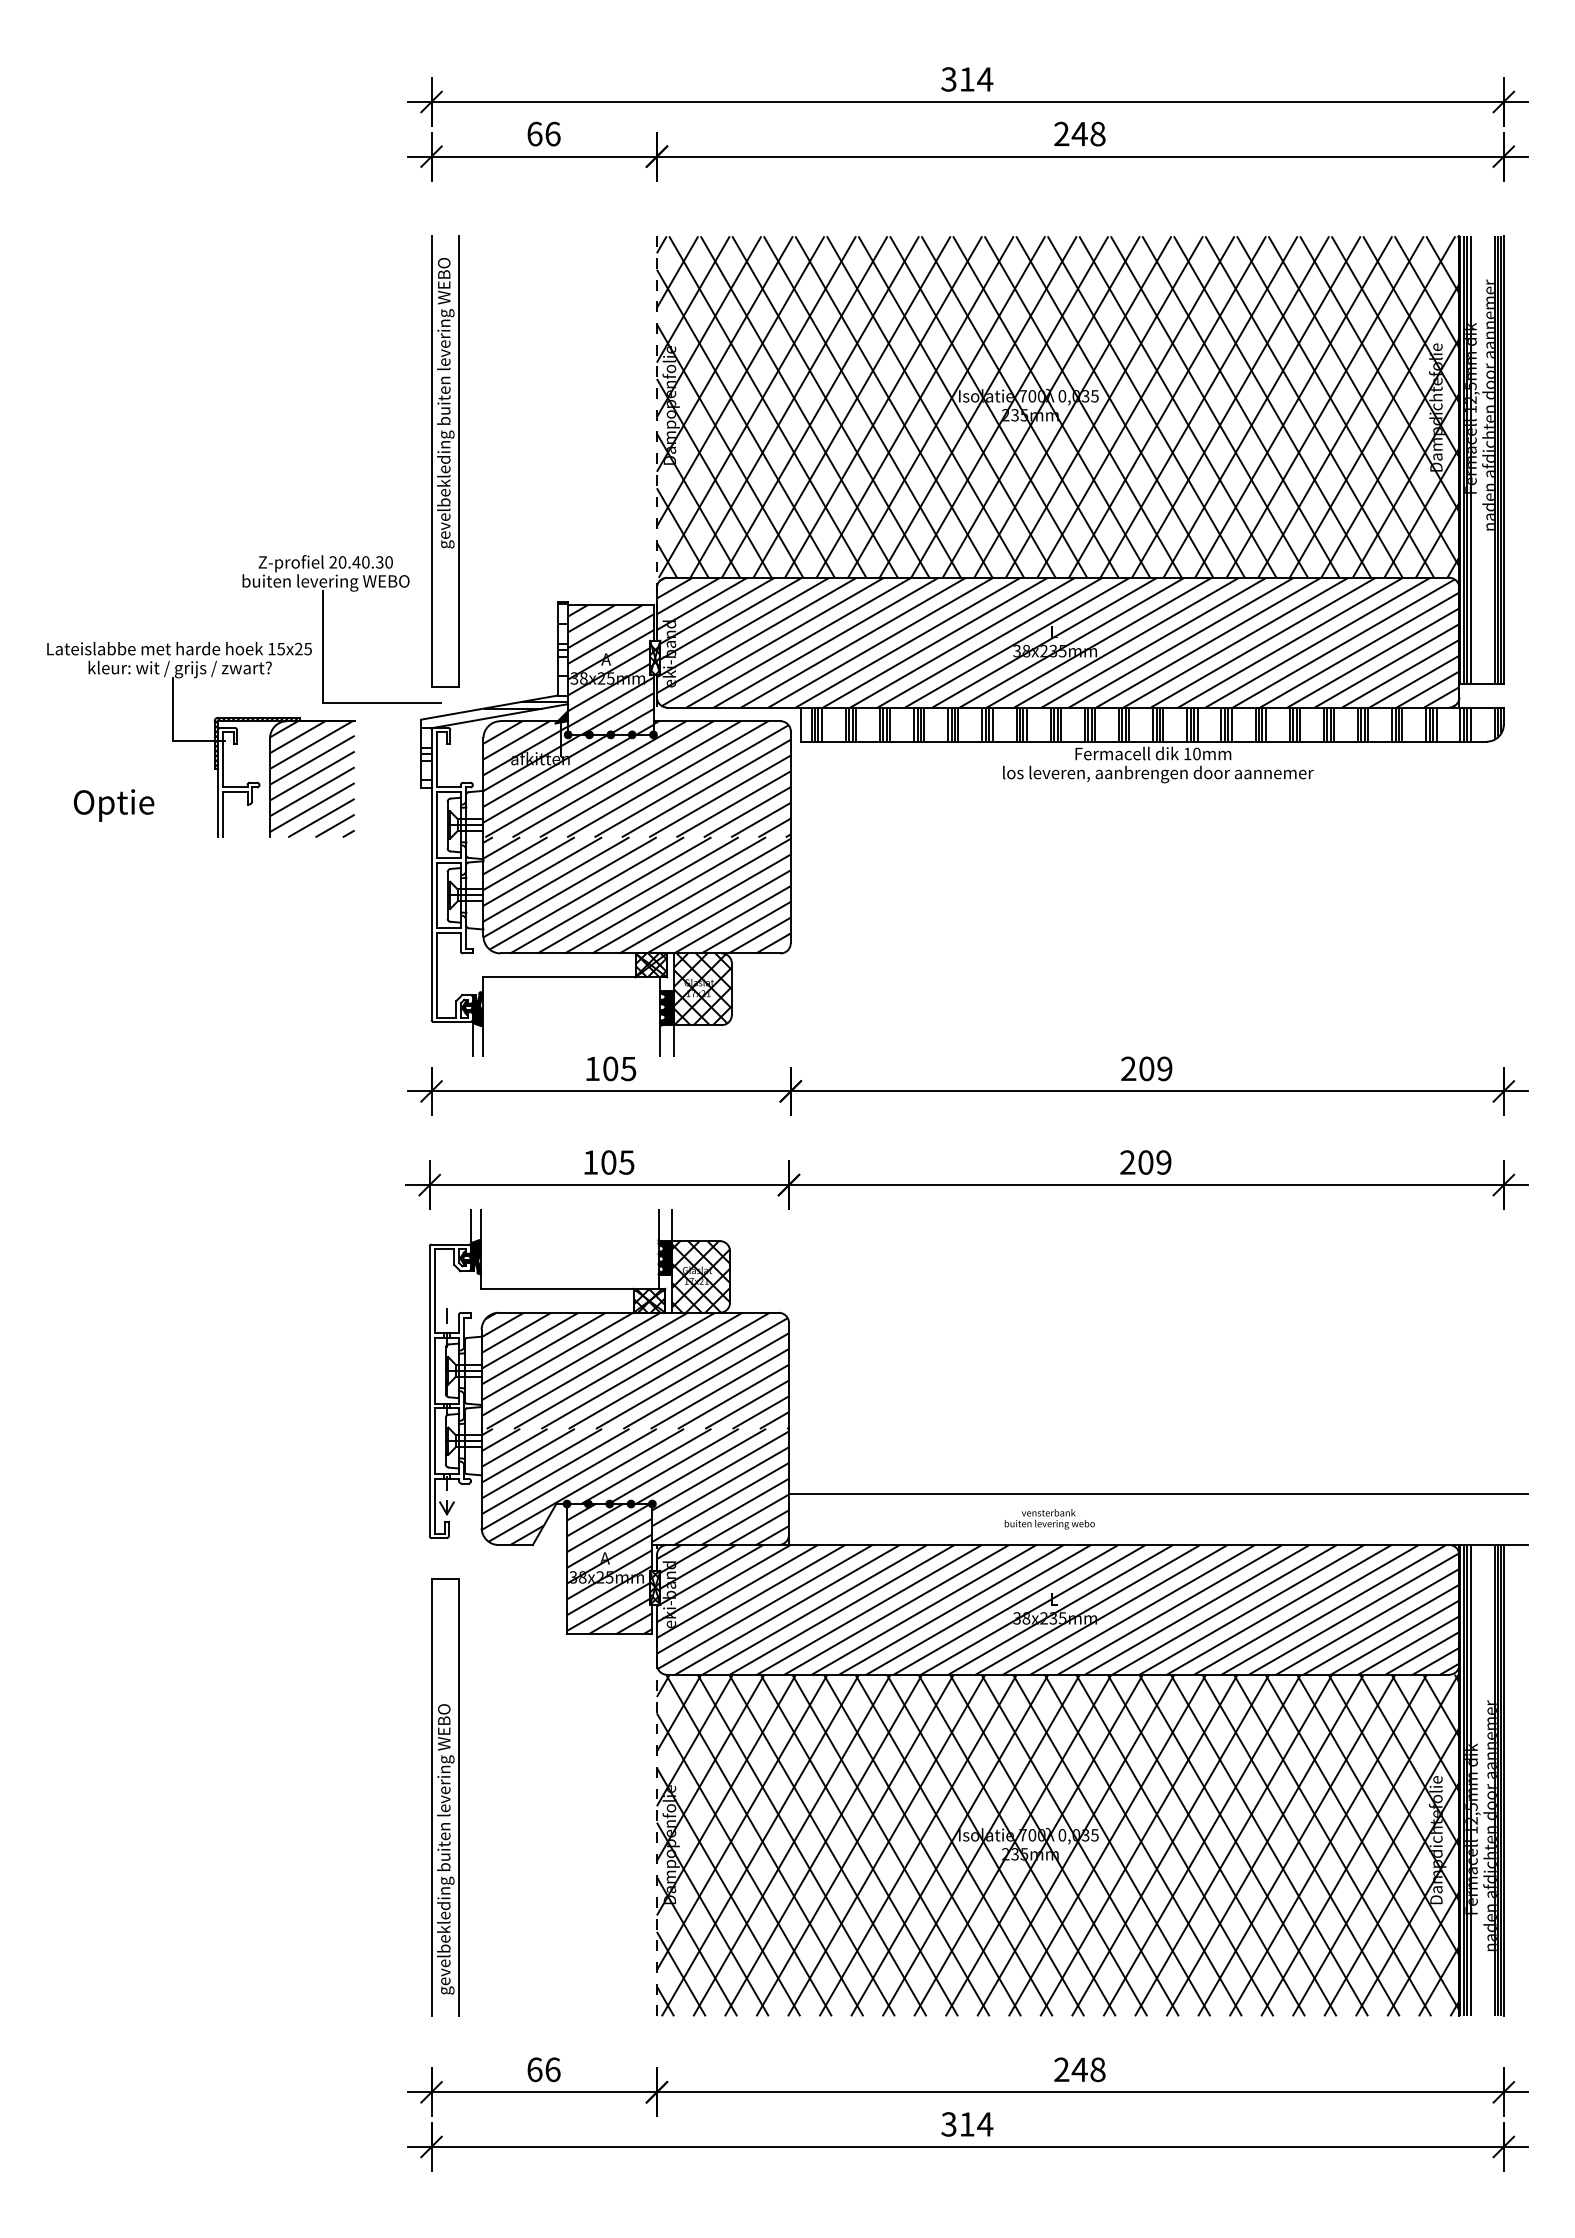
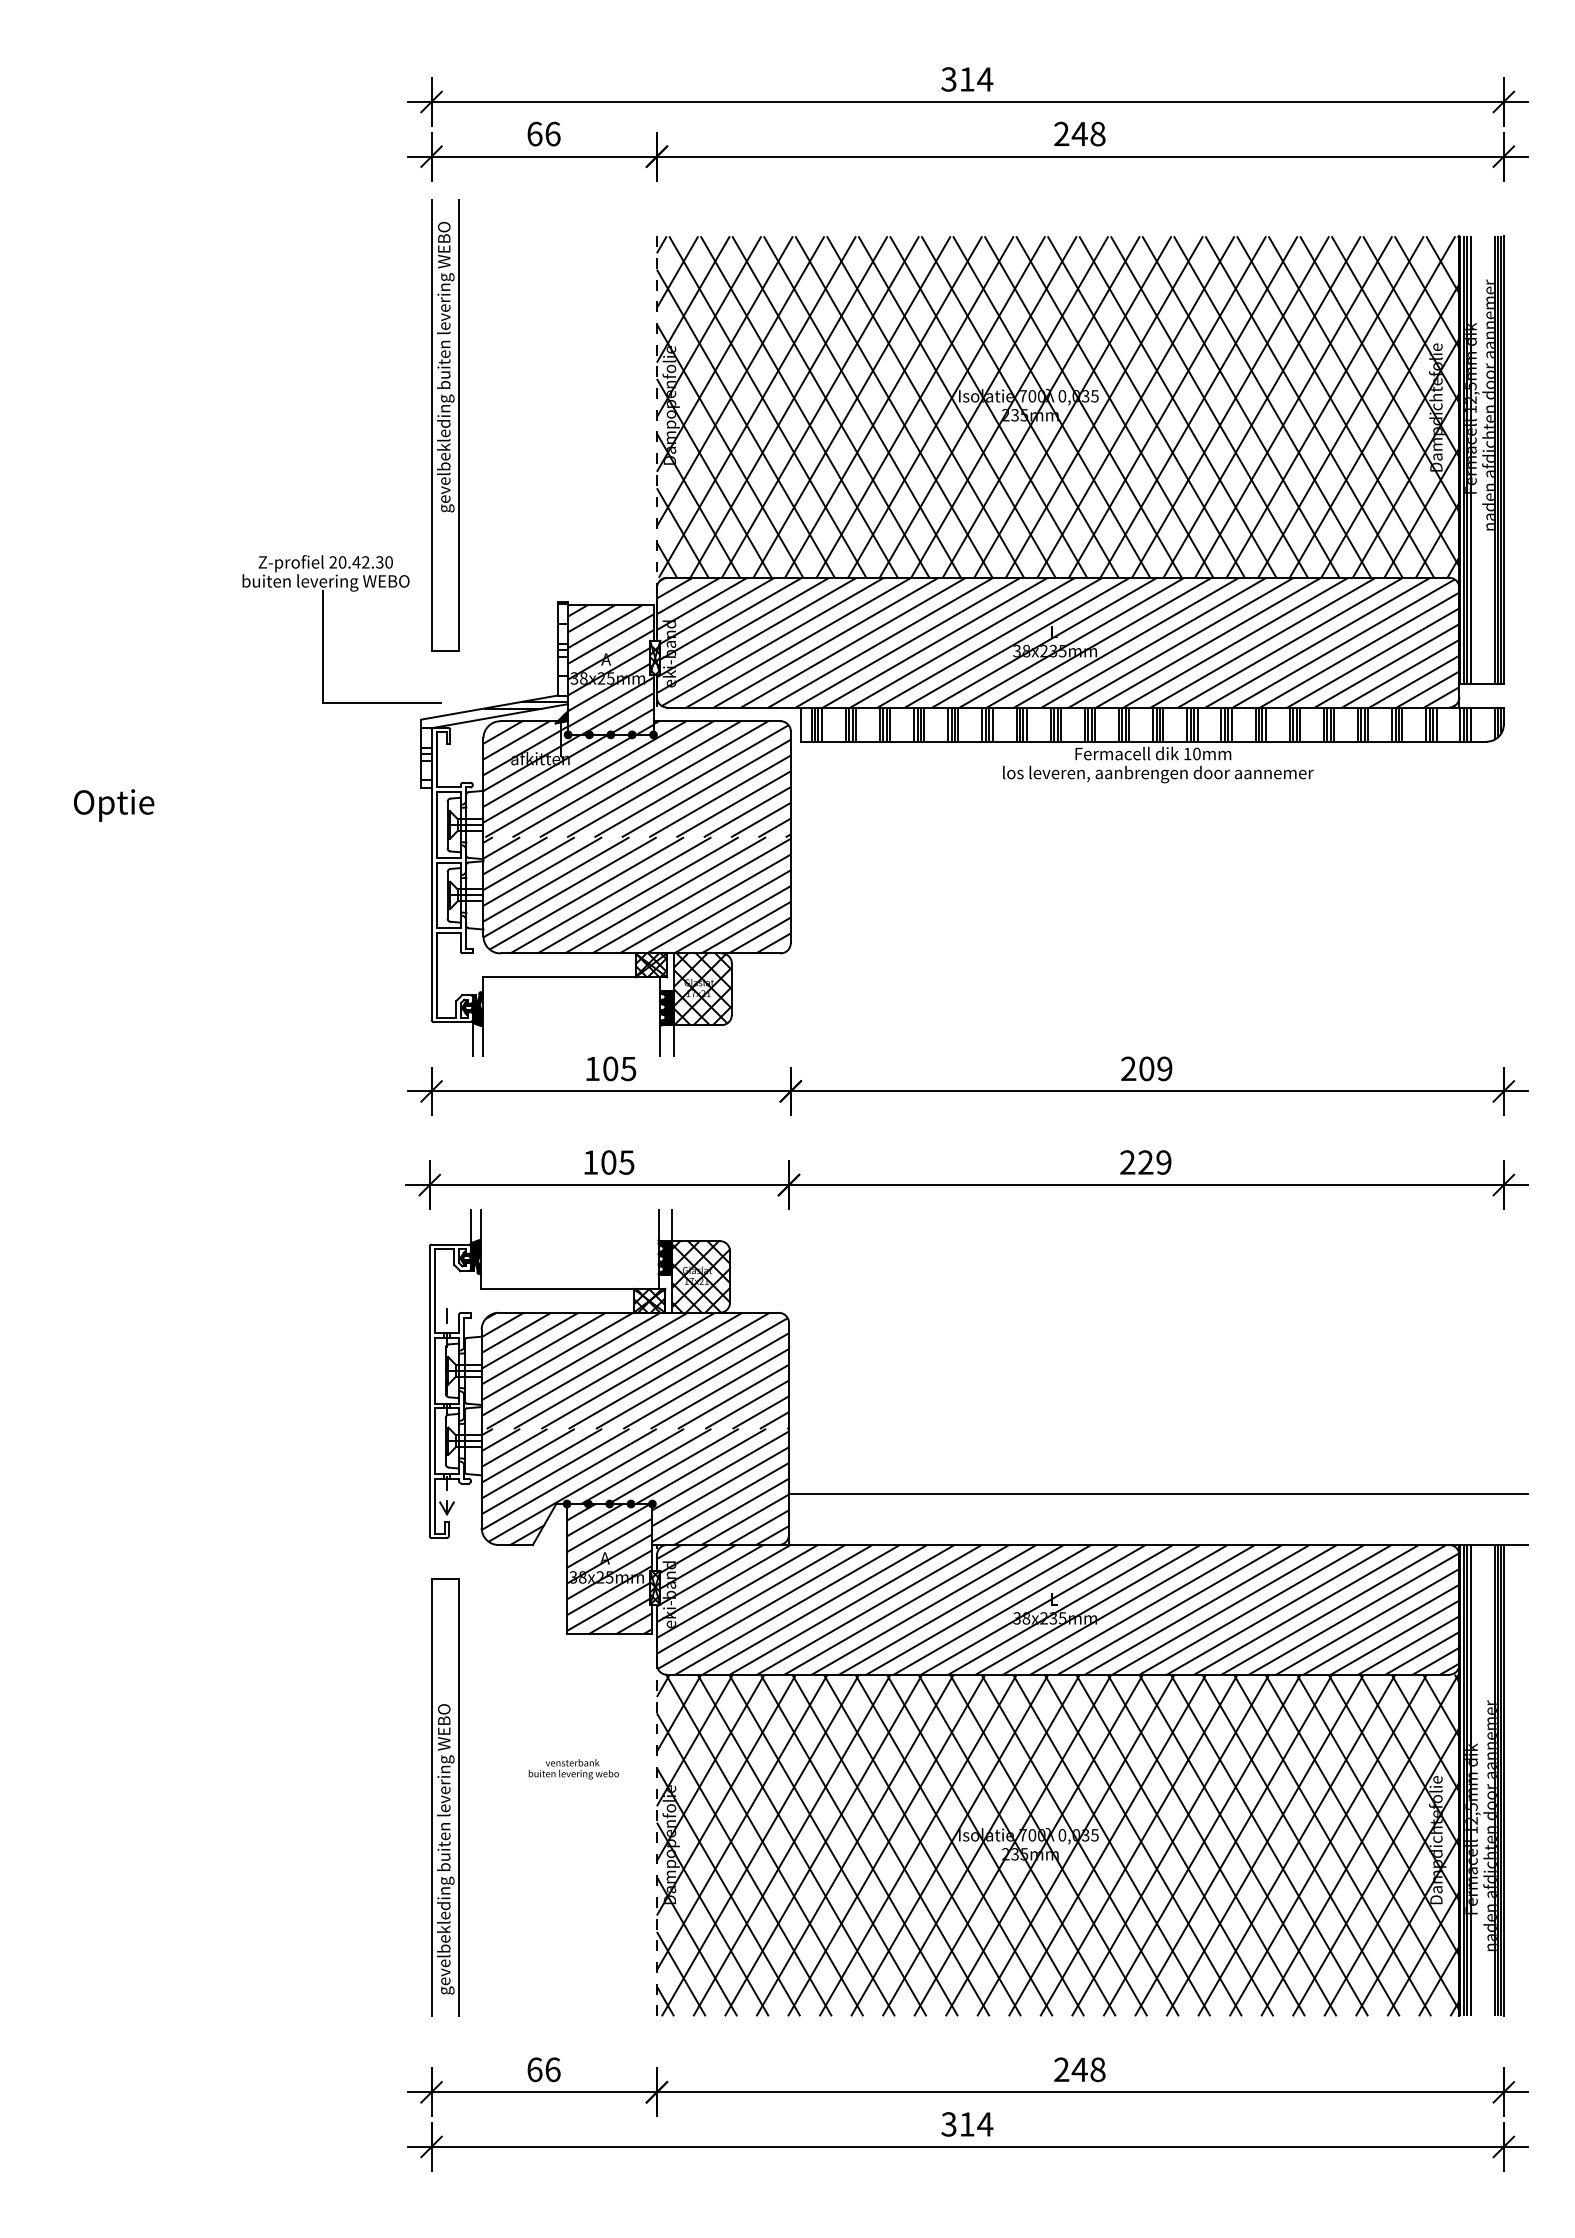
part position: (445, 461) -> (445, 425) (445, 425)
text: 20.40.30 -> 20.42.30 (365, 562)
part: present -> none (201, 739)
text: 209 -> 229 (1145, 1162)
text position: (1049, 1519) -> (573, 1769) (573, 1769)
